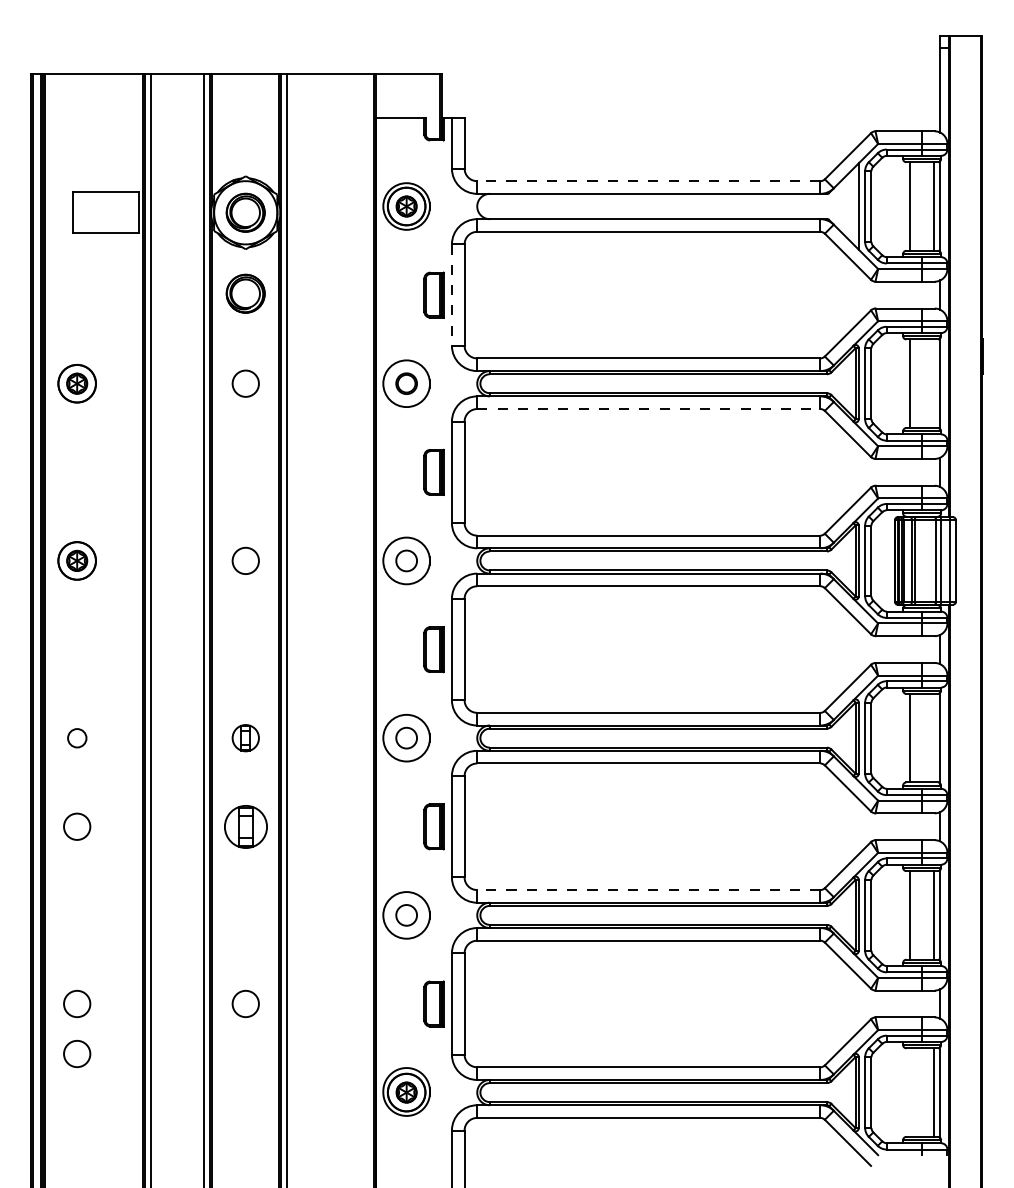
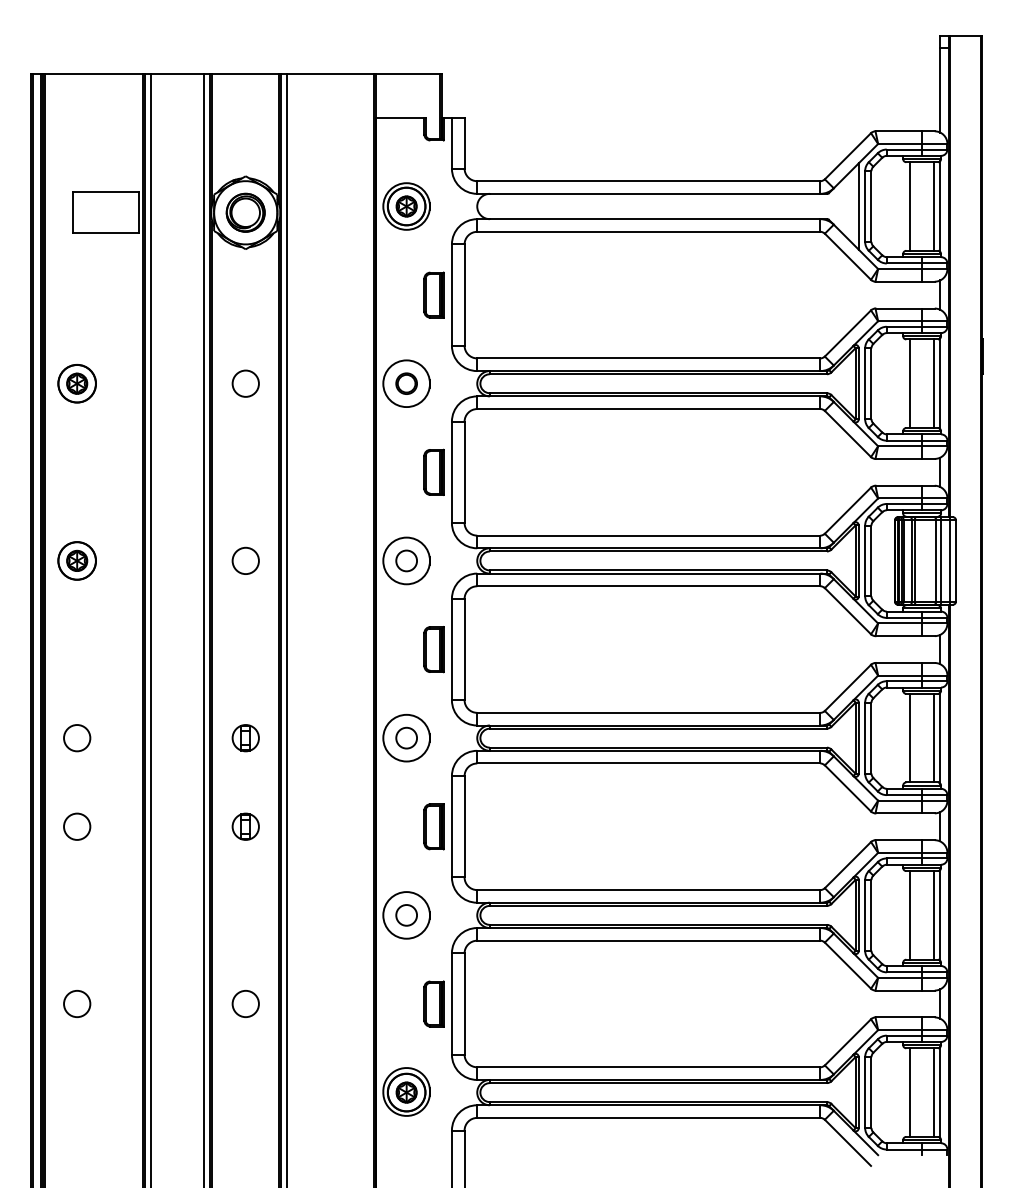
line: dashed -> solid (648, 181)
part: present -> none (245, 293)
line: dashed -> solid (451, 295)
line: none -> present (934, 383)
line: dashed -> solid (648, 409)
line: none -> present (934, 737)
circle size: 21x21 px -> 29x29 px (77, 738)
part size: 44x44 px -> 29x29 px (245, 826)
line: dashed -> solid (648, 890)
circle: present -> none (77, 1053)
line: none -> present (909, 1092)
